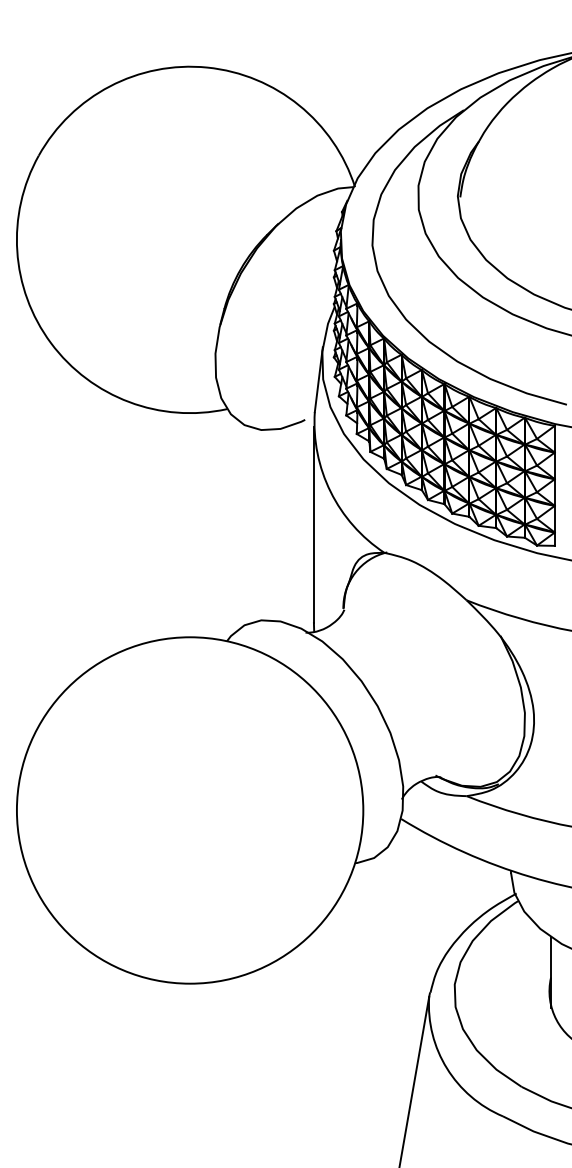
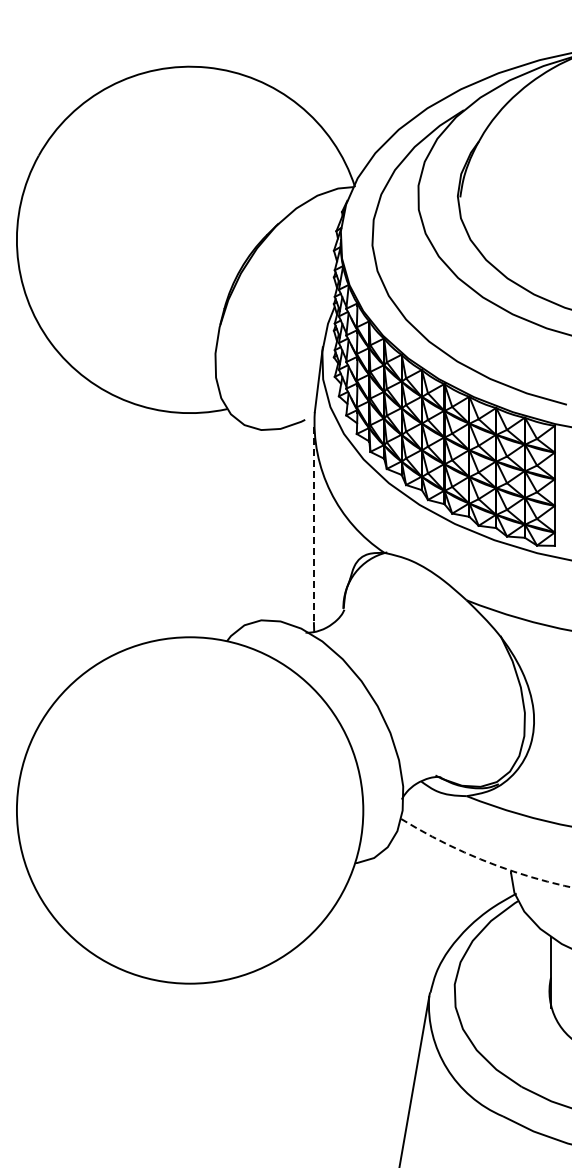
line: solid -> dashed (313, 525)
arc: solid -> dashed (483, 860)
